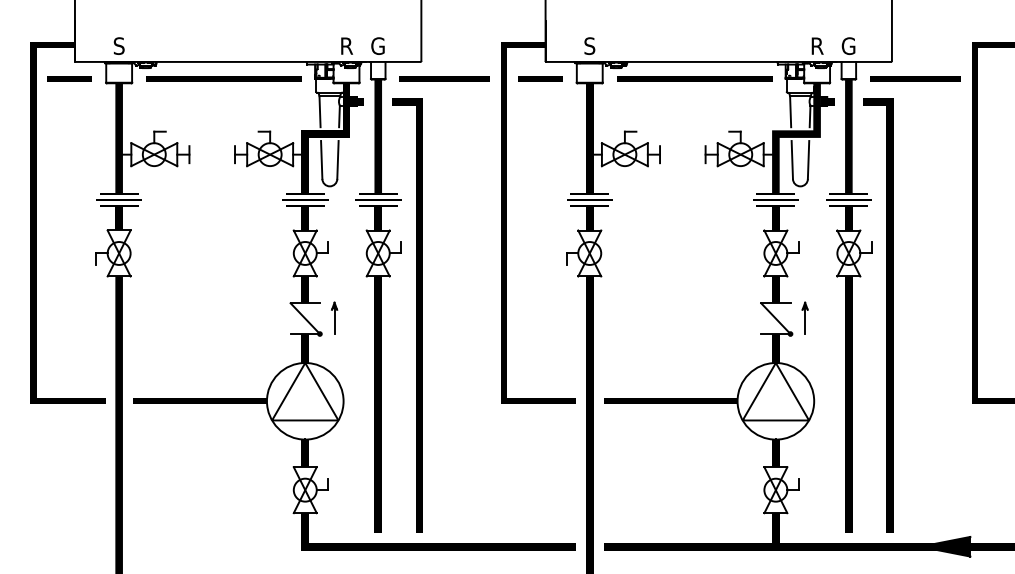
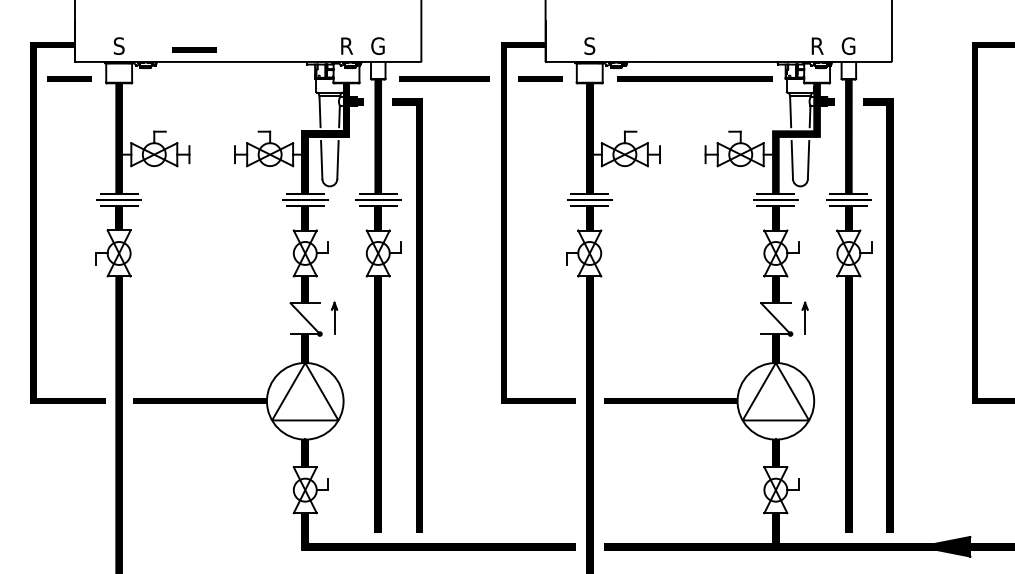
line: none -> present (194, 49)
line: present -> none (223, 78)
line: present -> none (915, 78)
